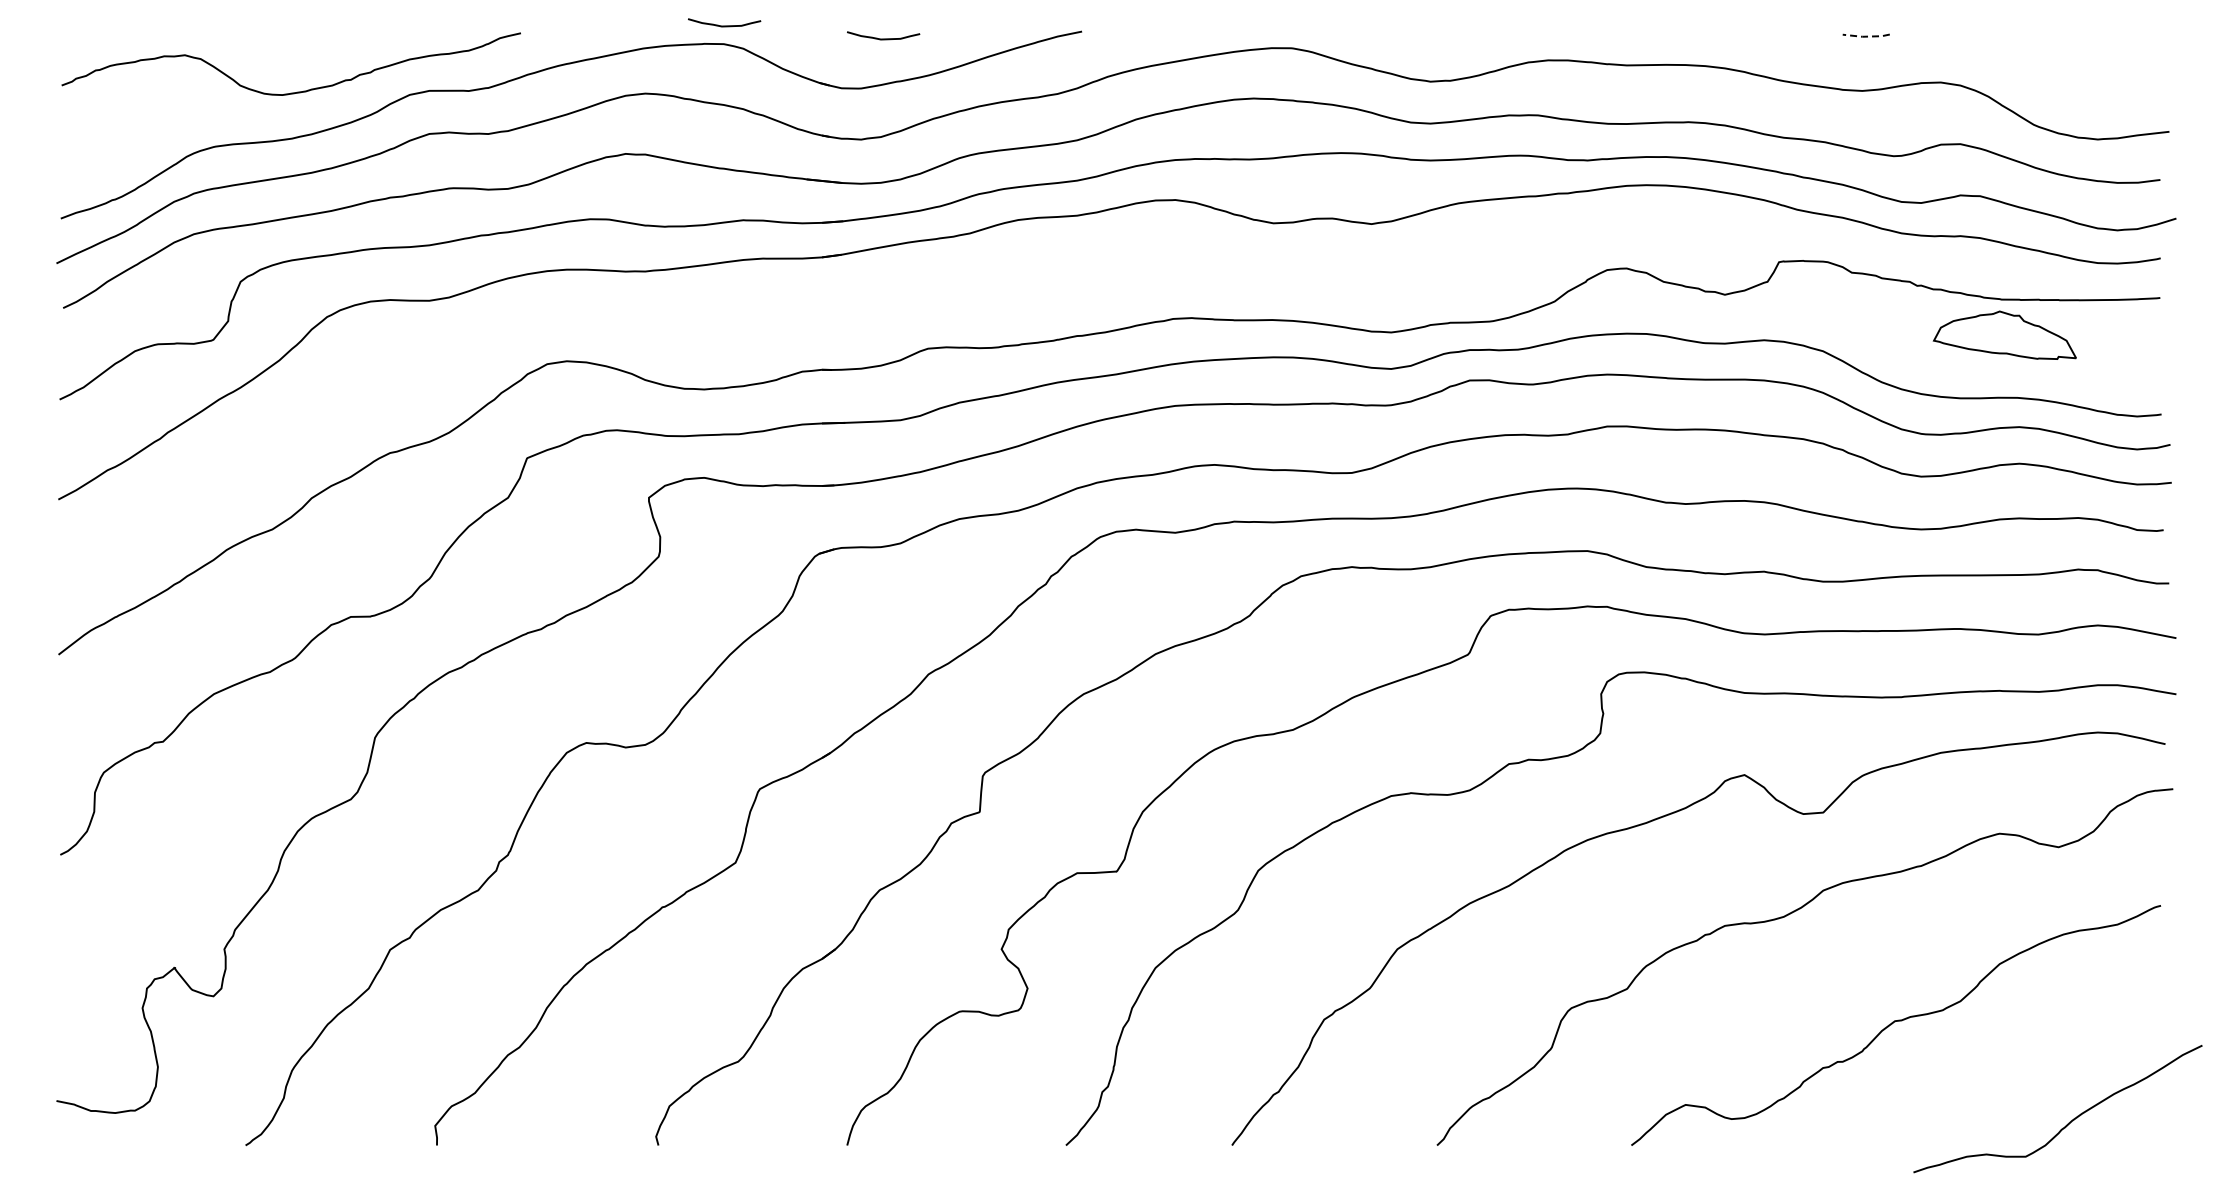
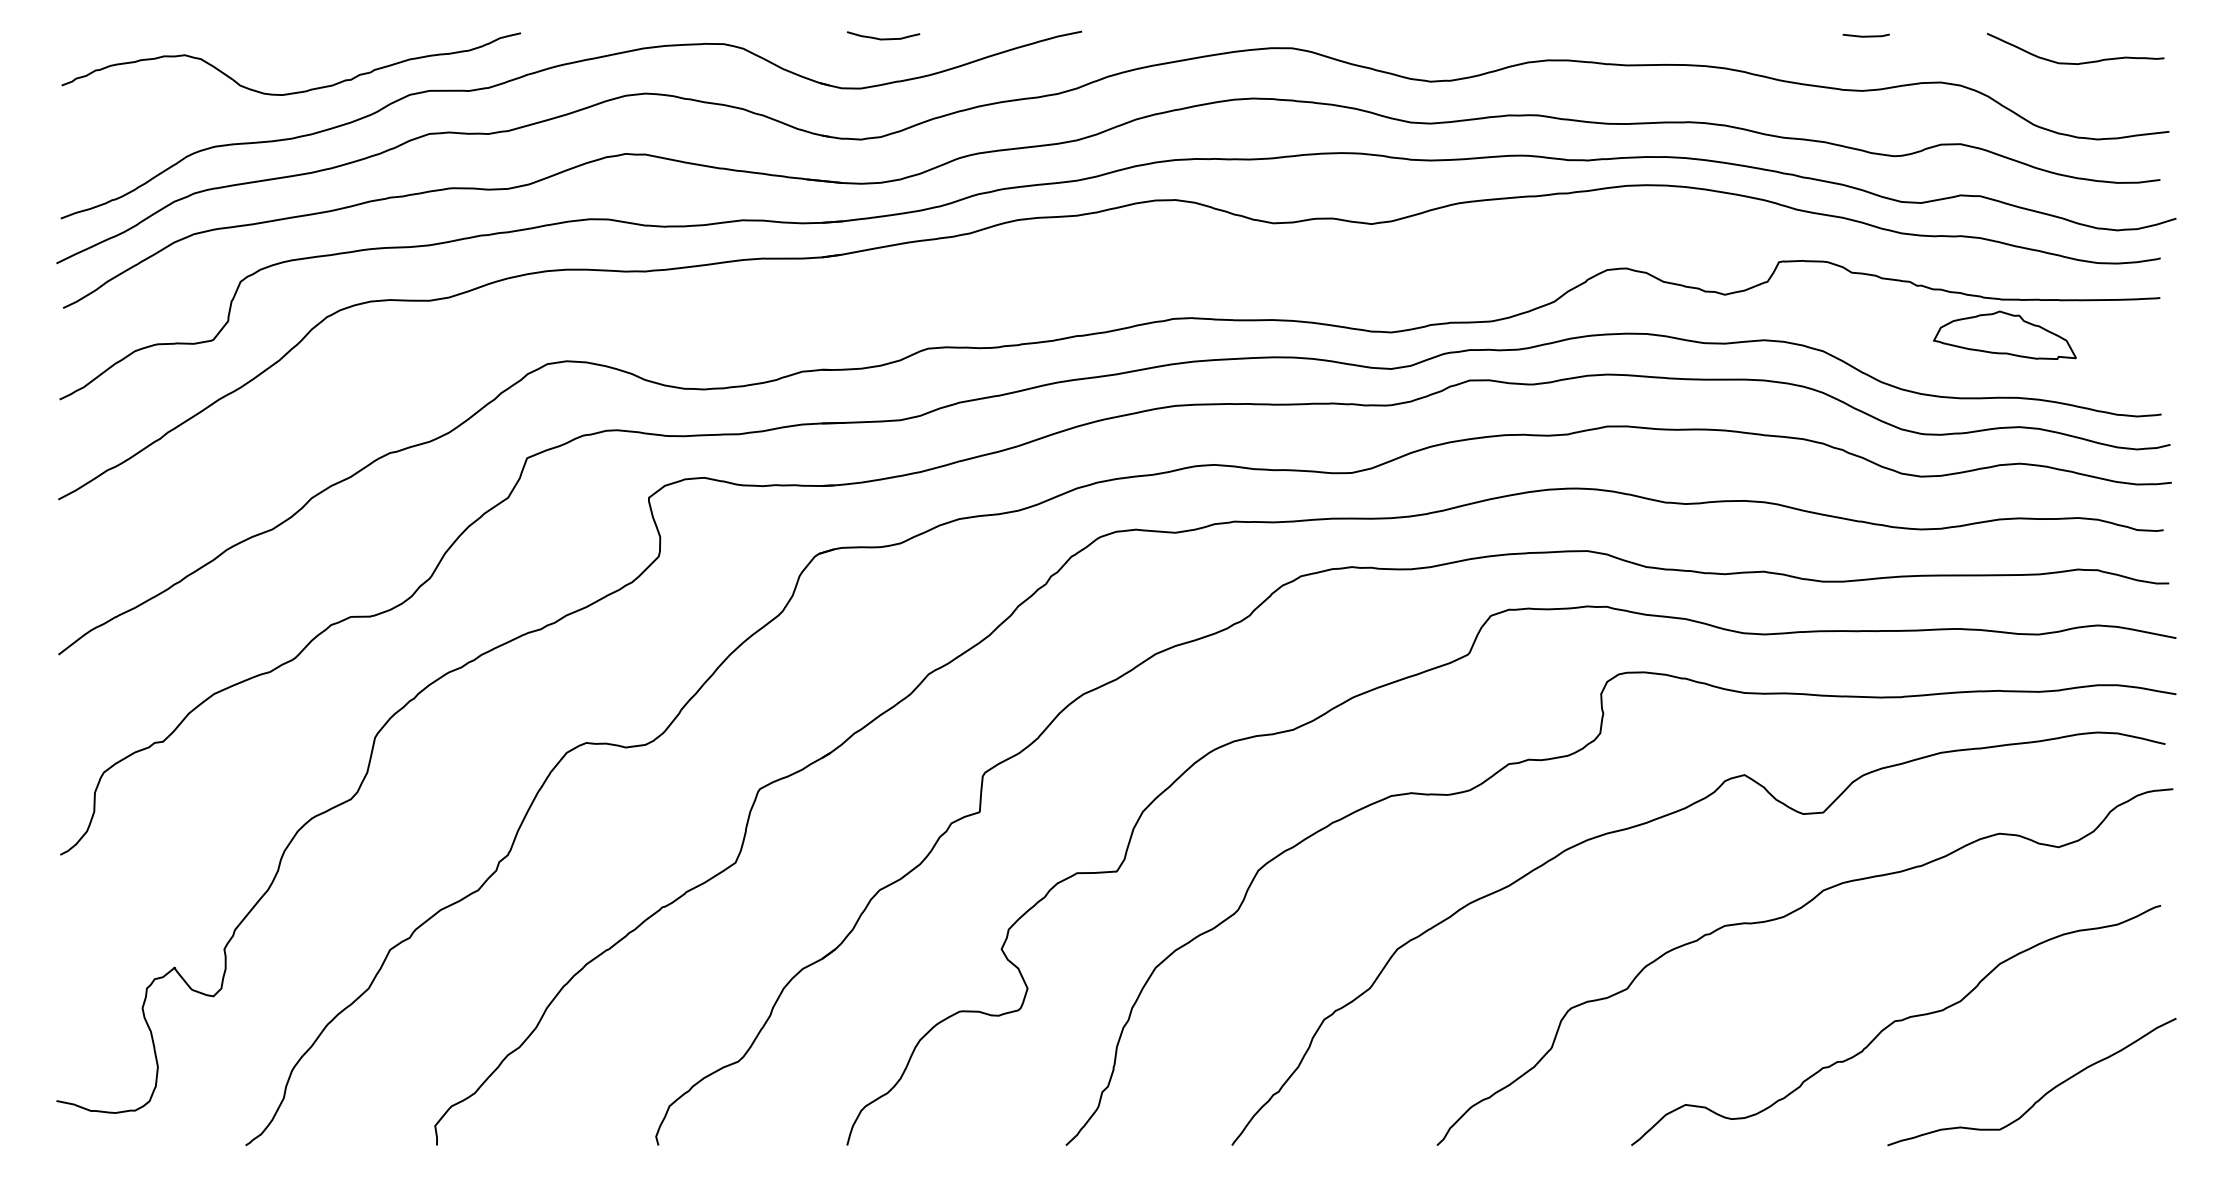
curve: present -> none (724, 25)
line: dashed -> solid (1866, 36)
curve: none -> present (2070, 62)
curve position: (2069, 1121) -> (2043, 1094) (2043, 1094)
